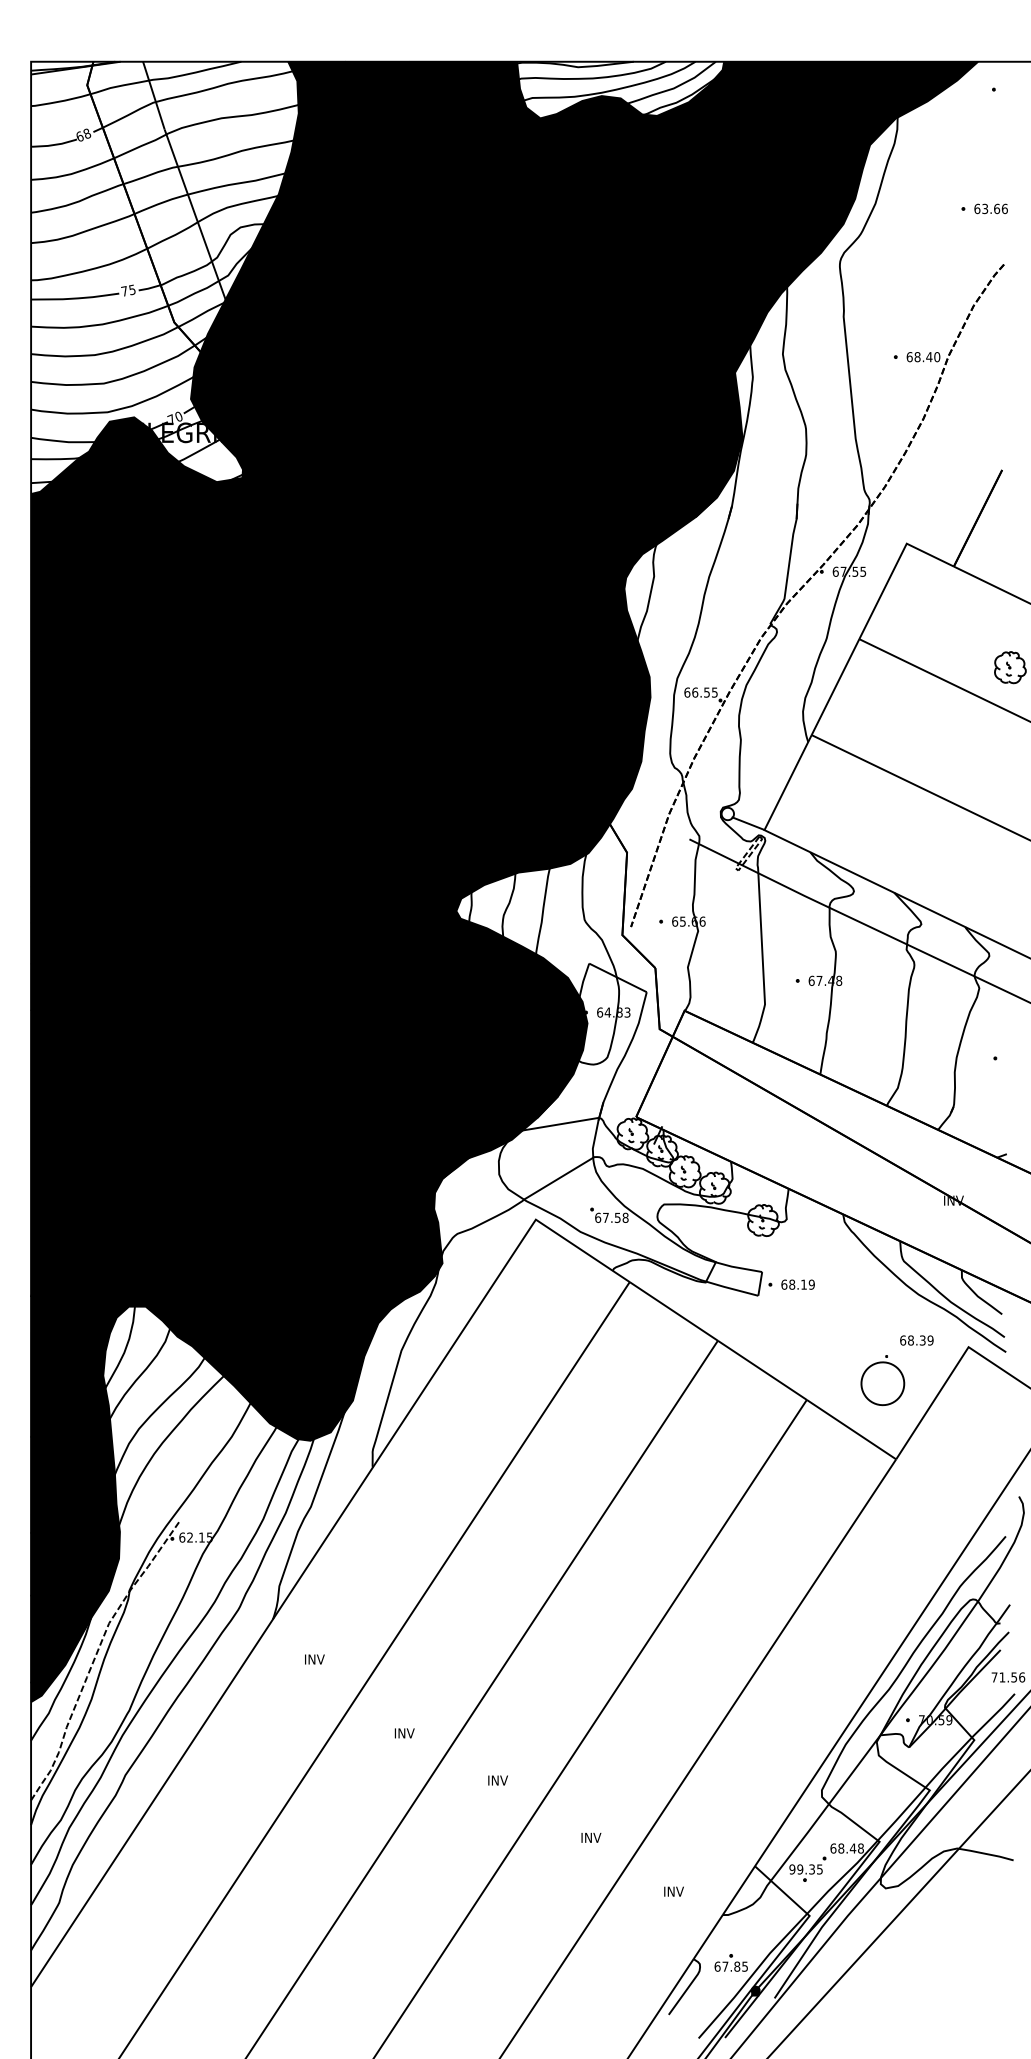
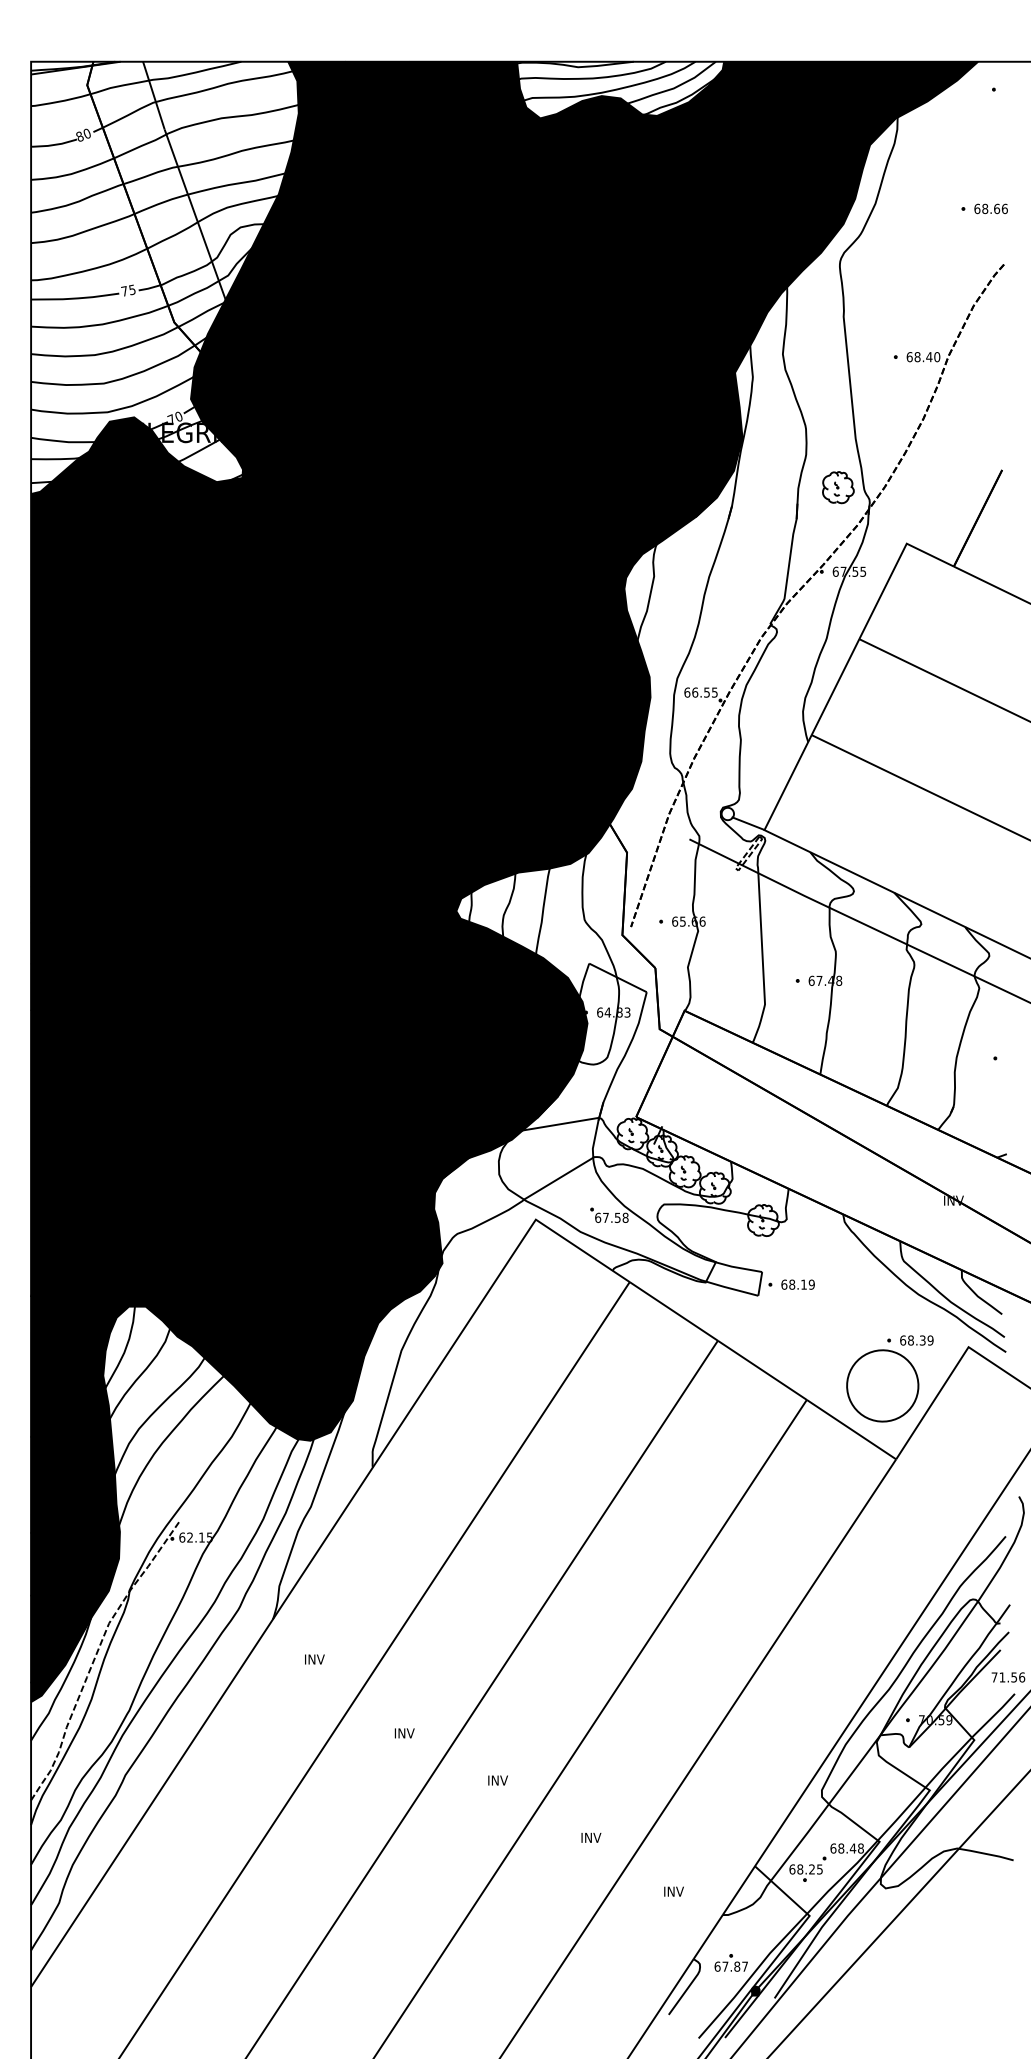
text: 68 -> 80 (83, 134)
text: 63.66 -> 68.66 (985, 209)
part position: (1010, 667) -> (838, 487) (838, 487)
part size: 46x52 px -> 74x85 px (882, 1380)
text: 99.35 -> 68.25 (801, 1869)
text: 67.85 -> 67.87 (744, 1966)
